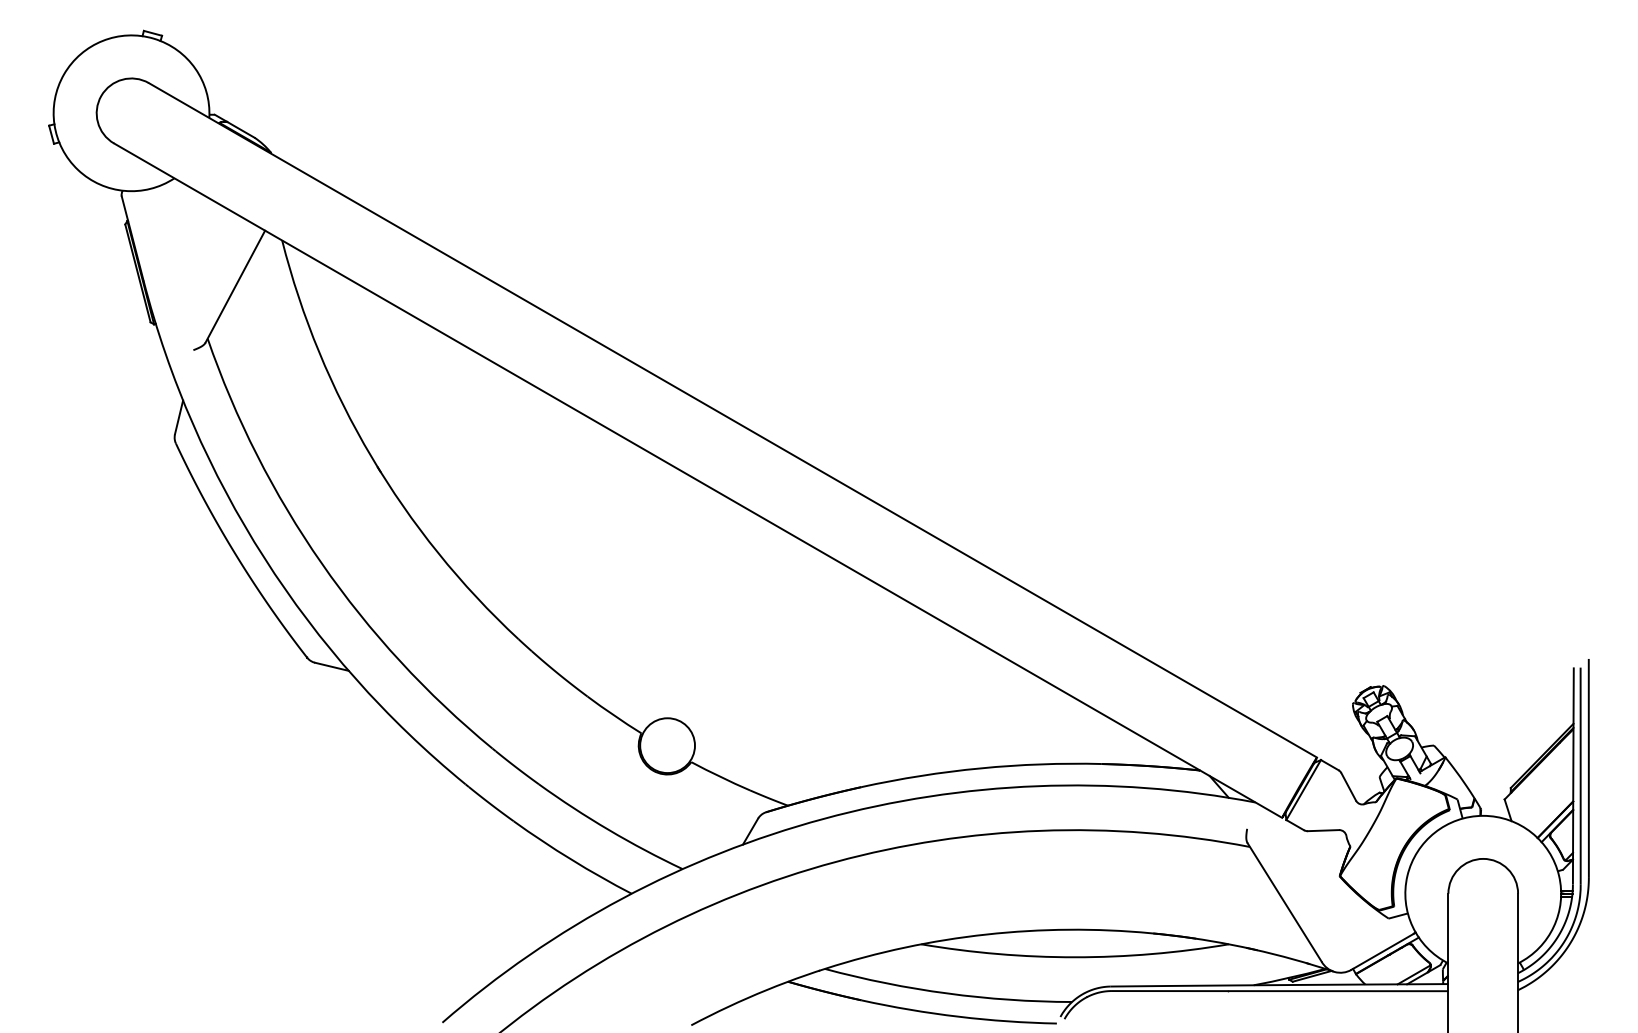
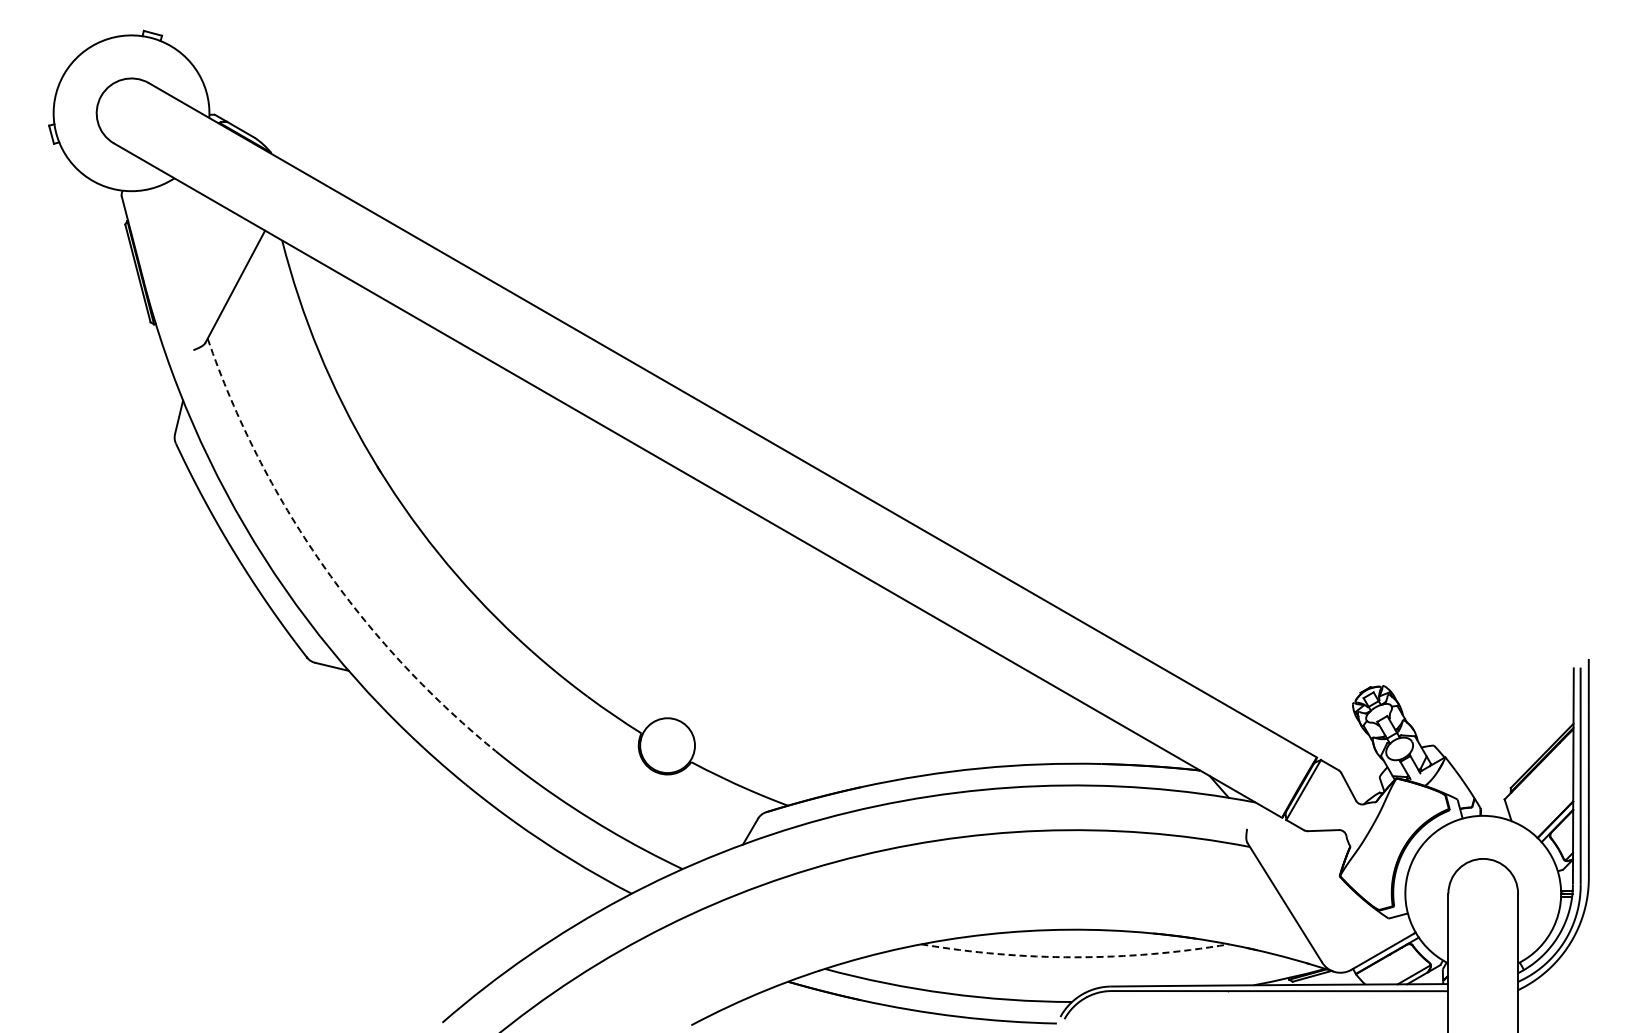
arc: solid -> dashed (321, 563)
arc: solid -> dashed (1075, 957)
